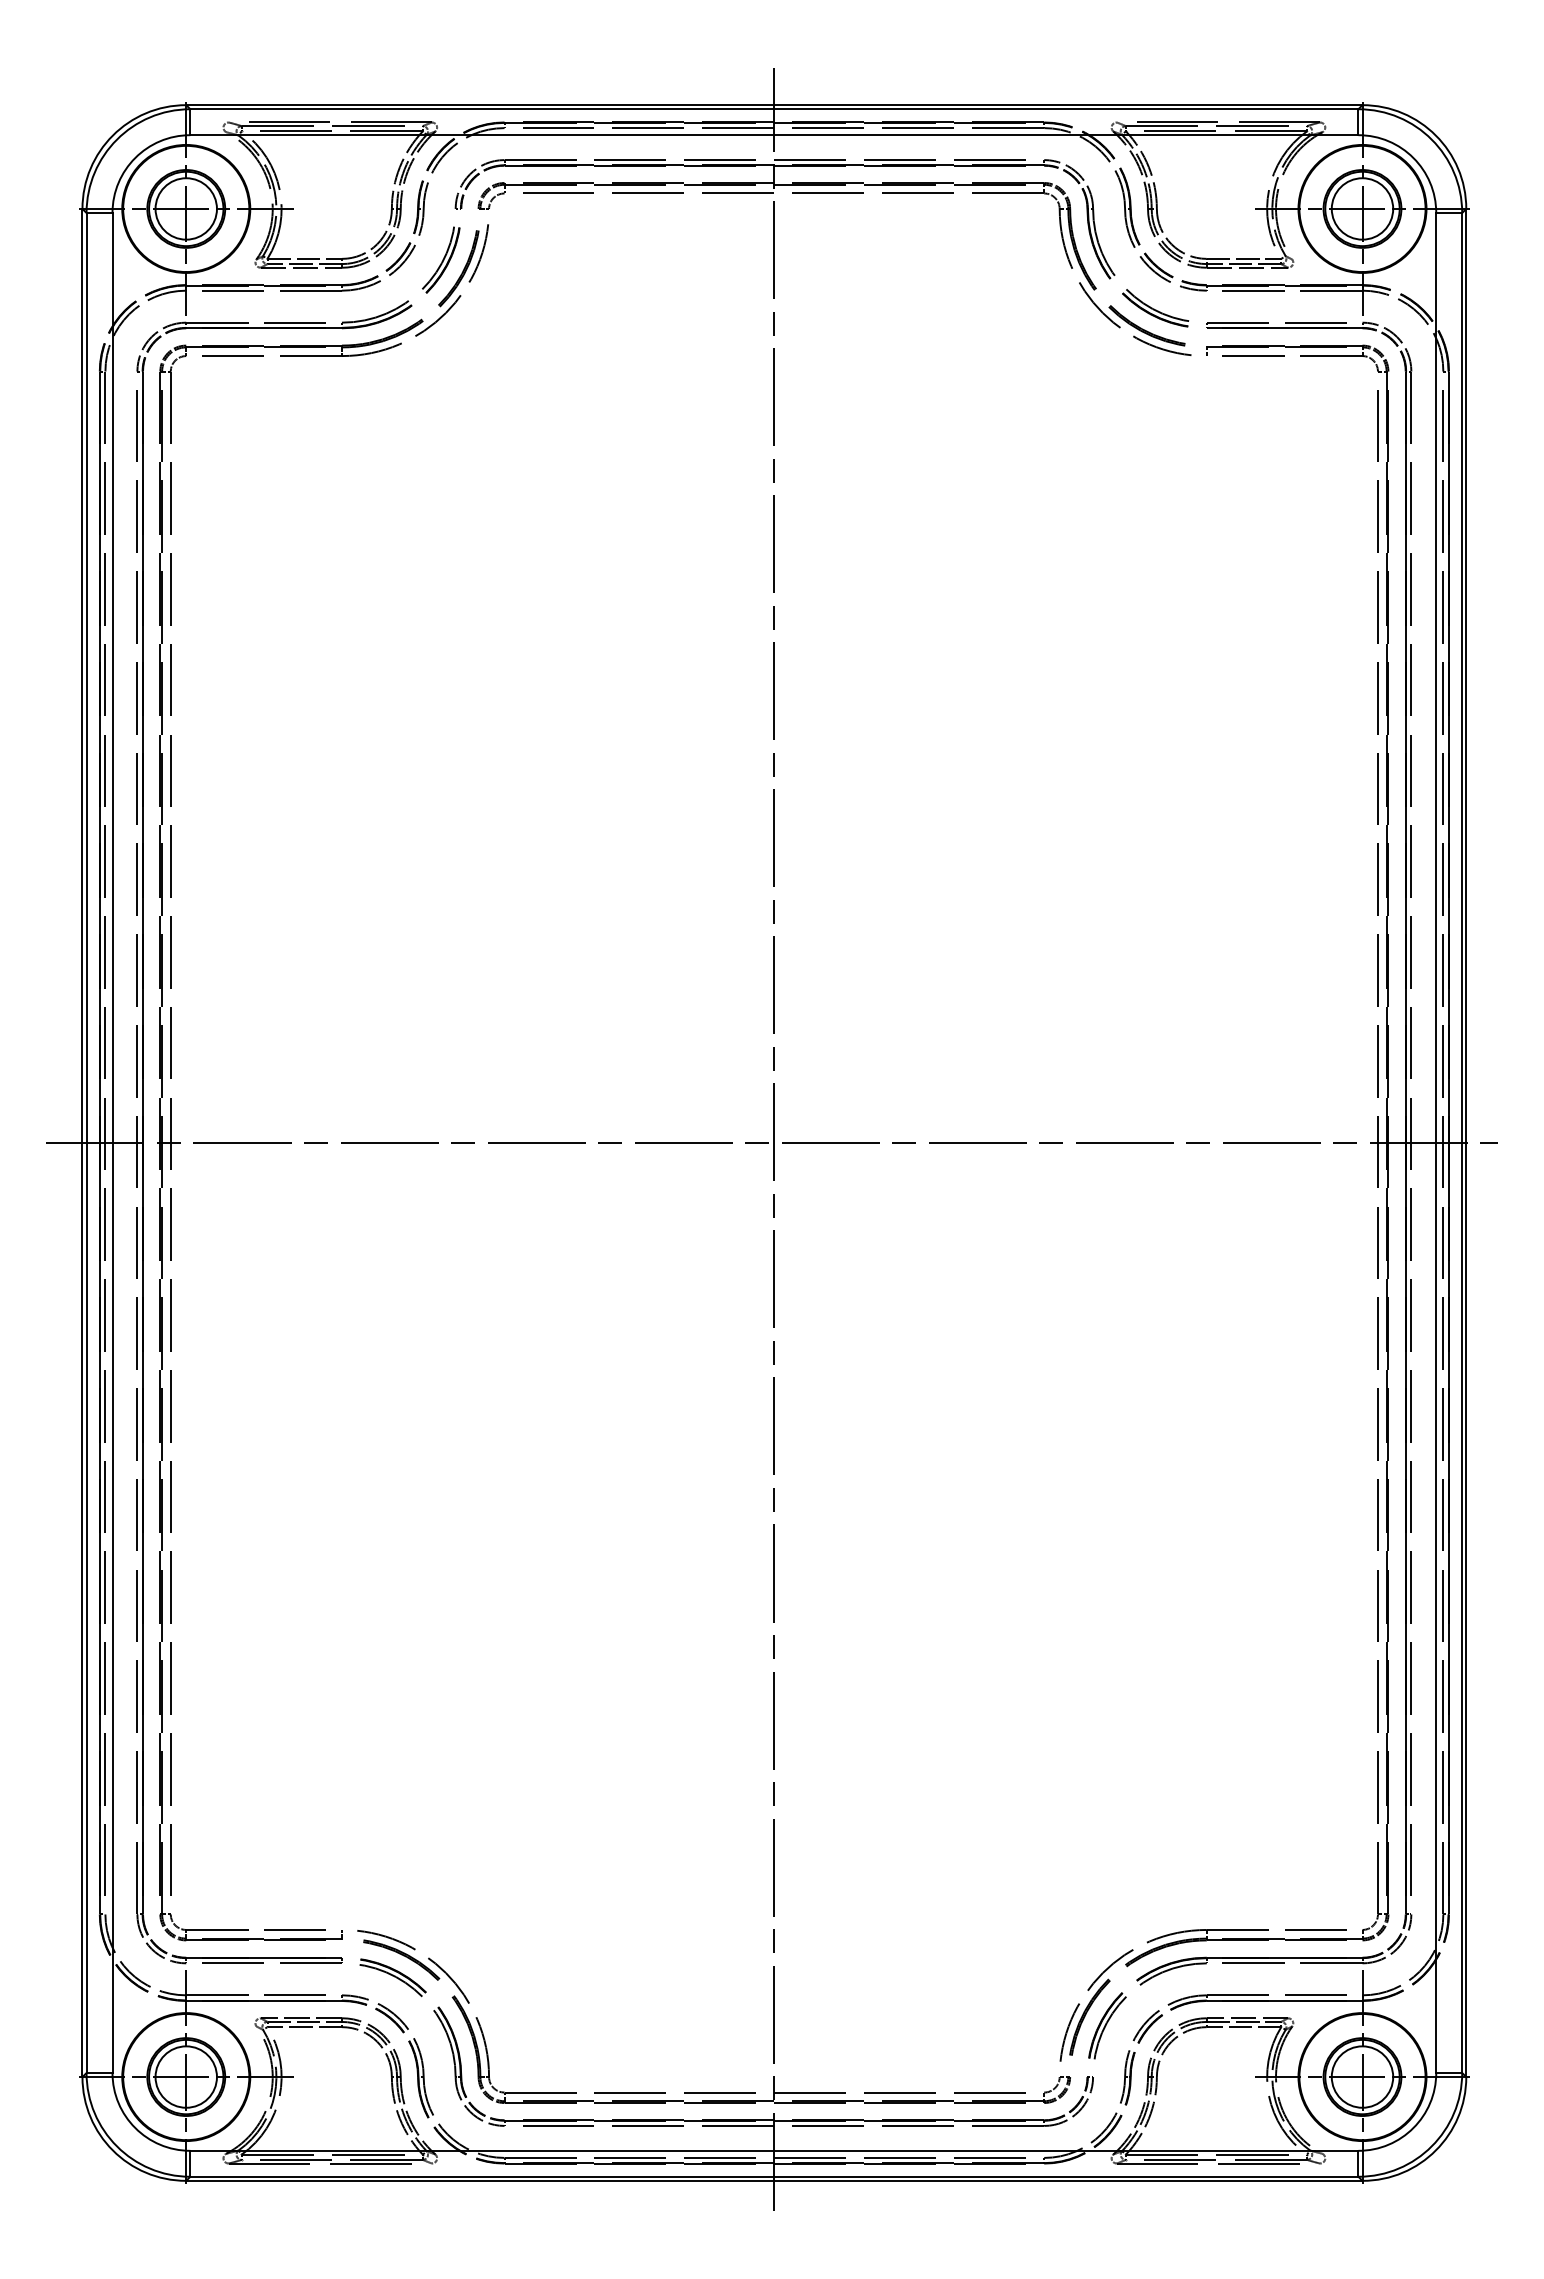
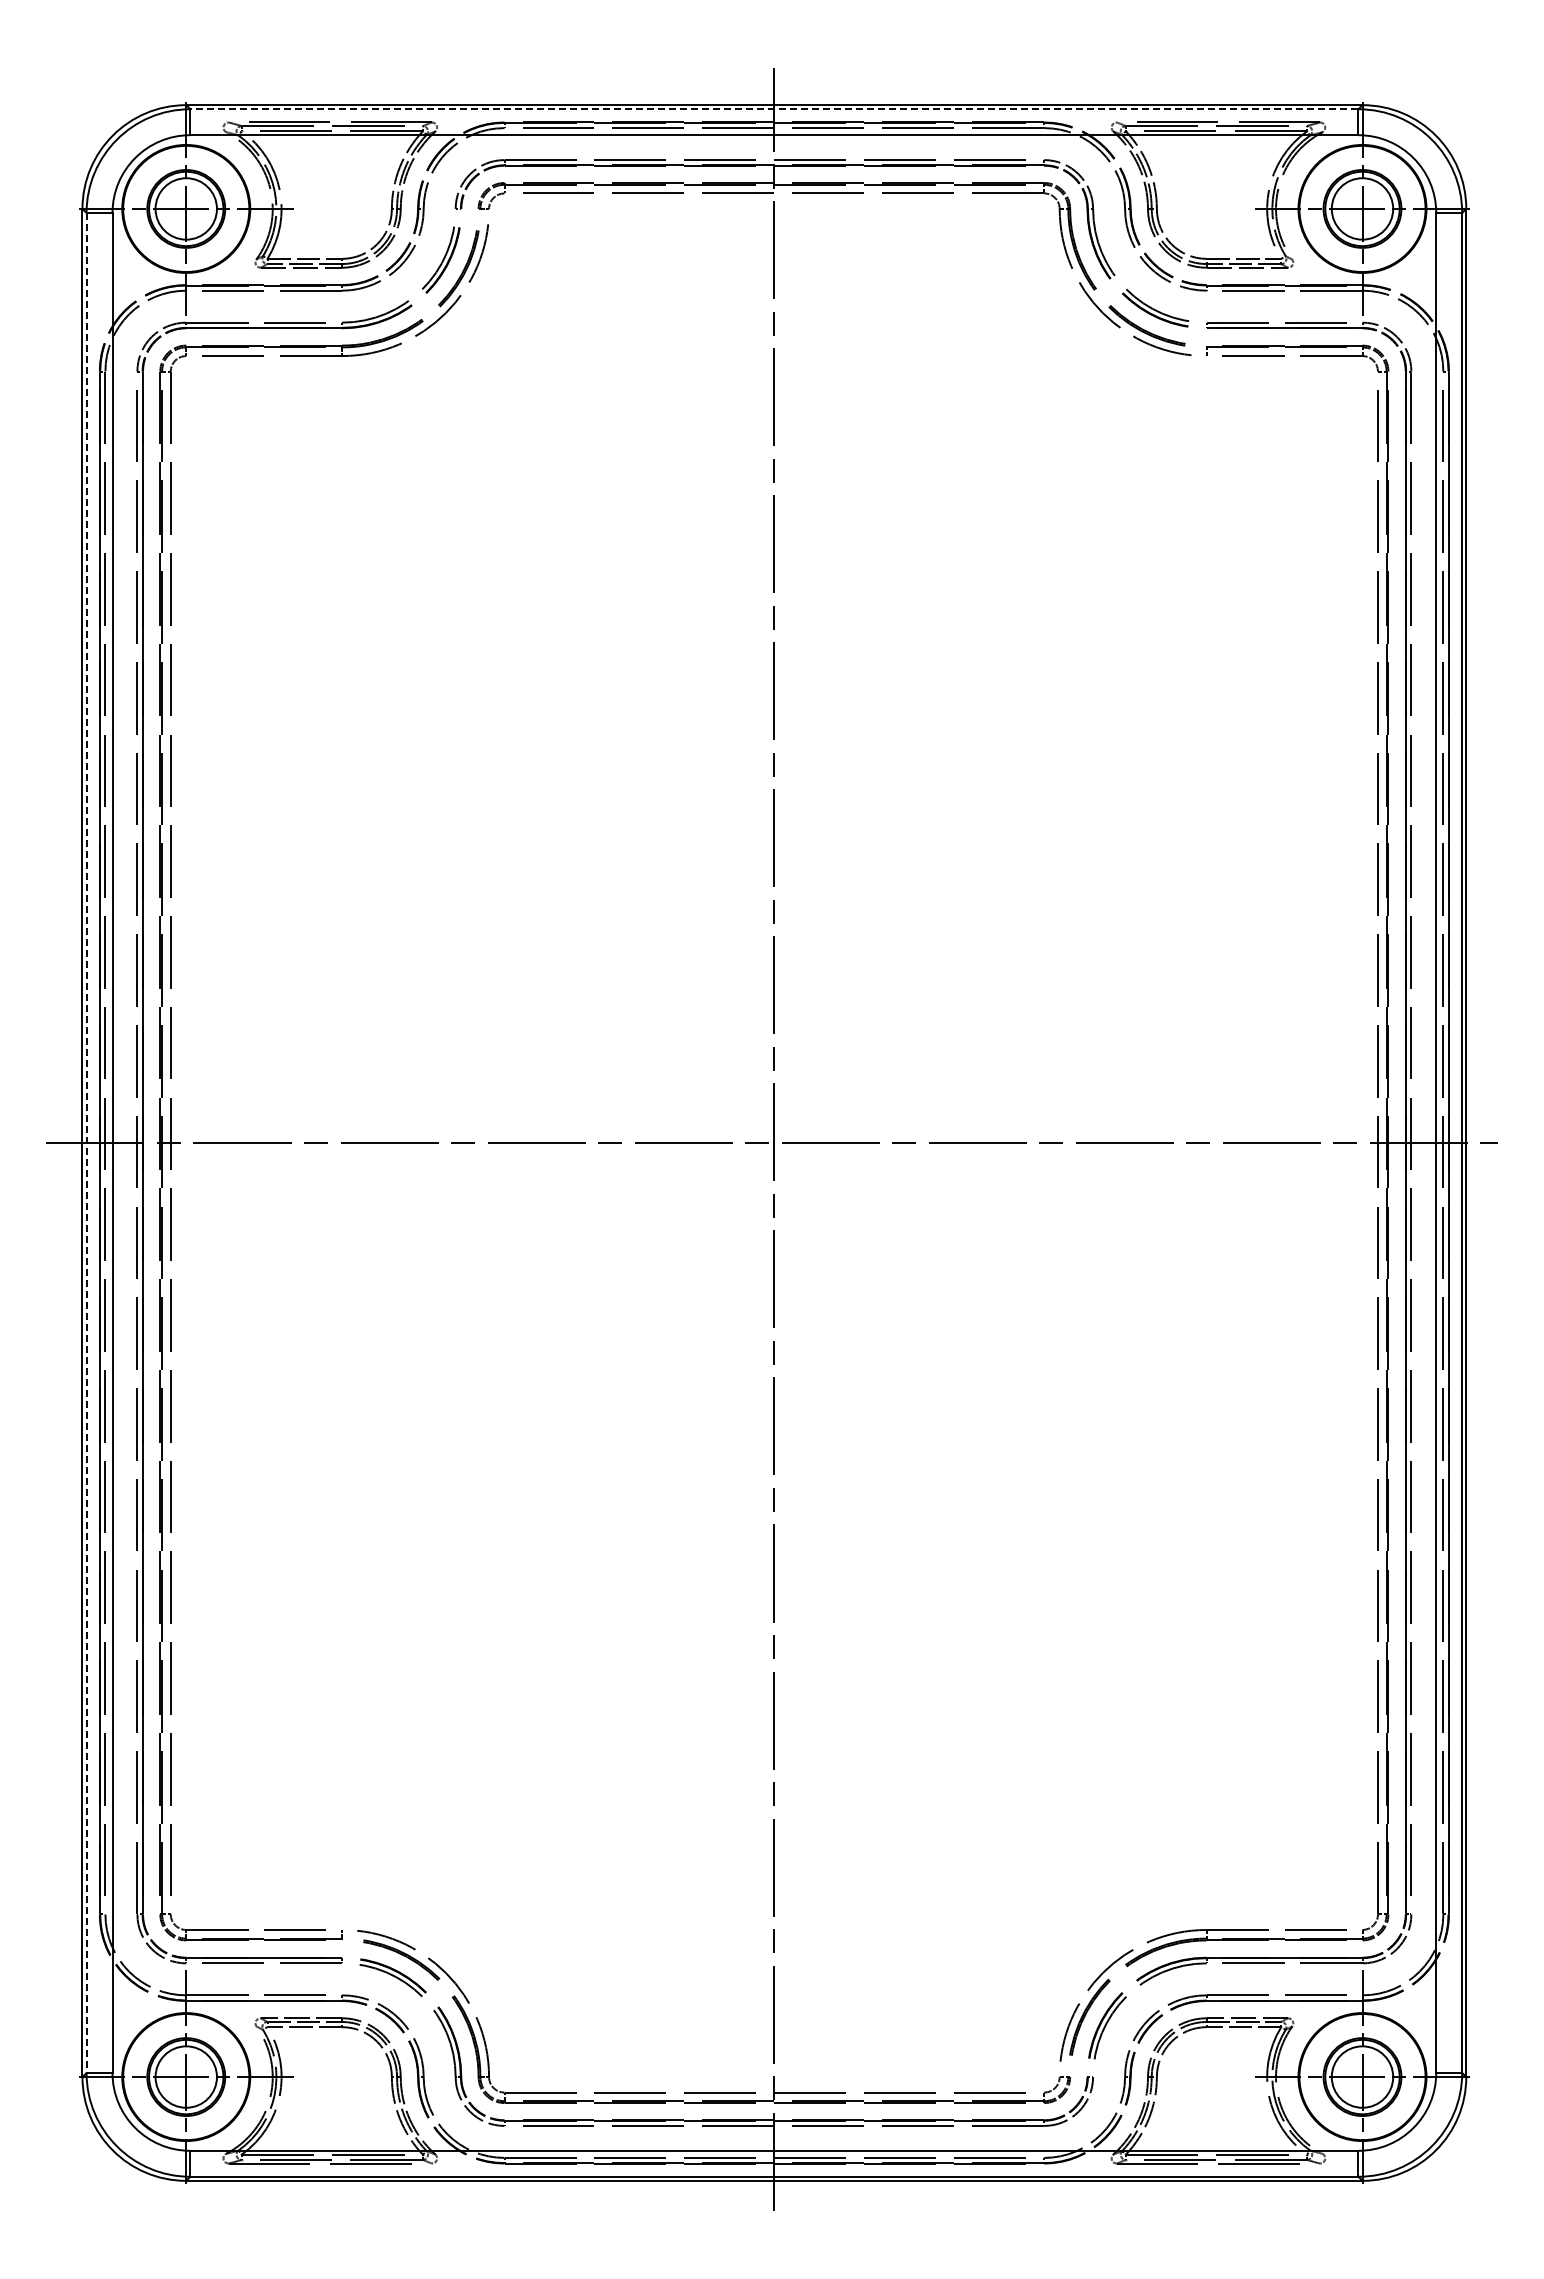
line: solid -> dashed (773, 109)
line: solid -> dashed (86, 1143)
